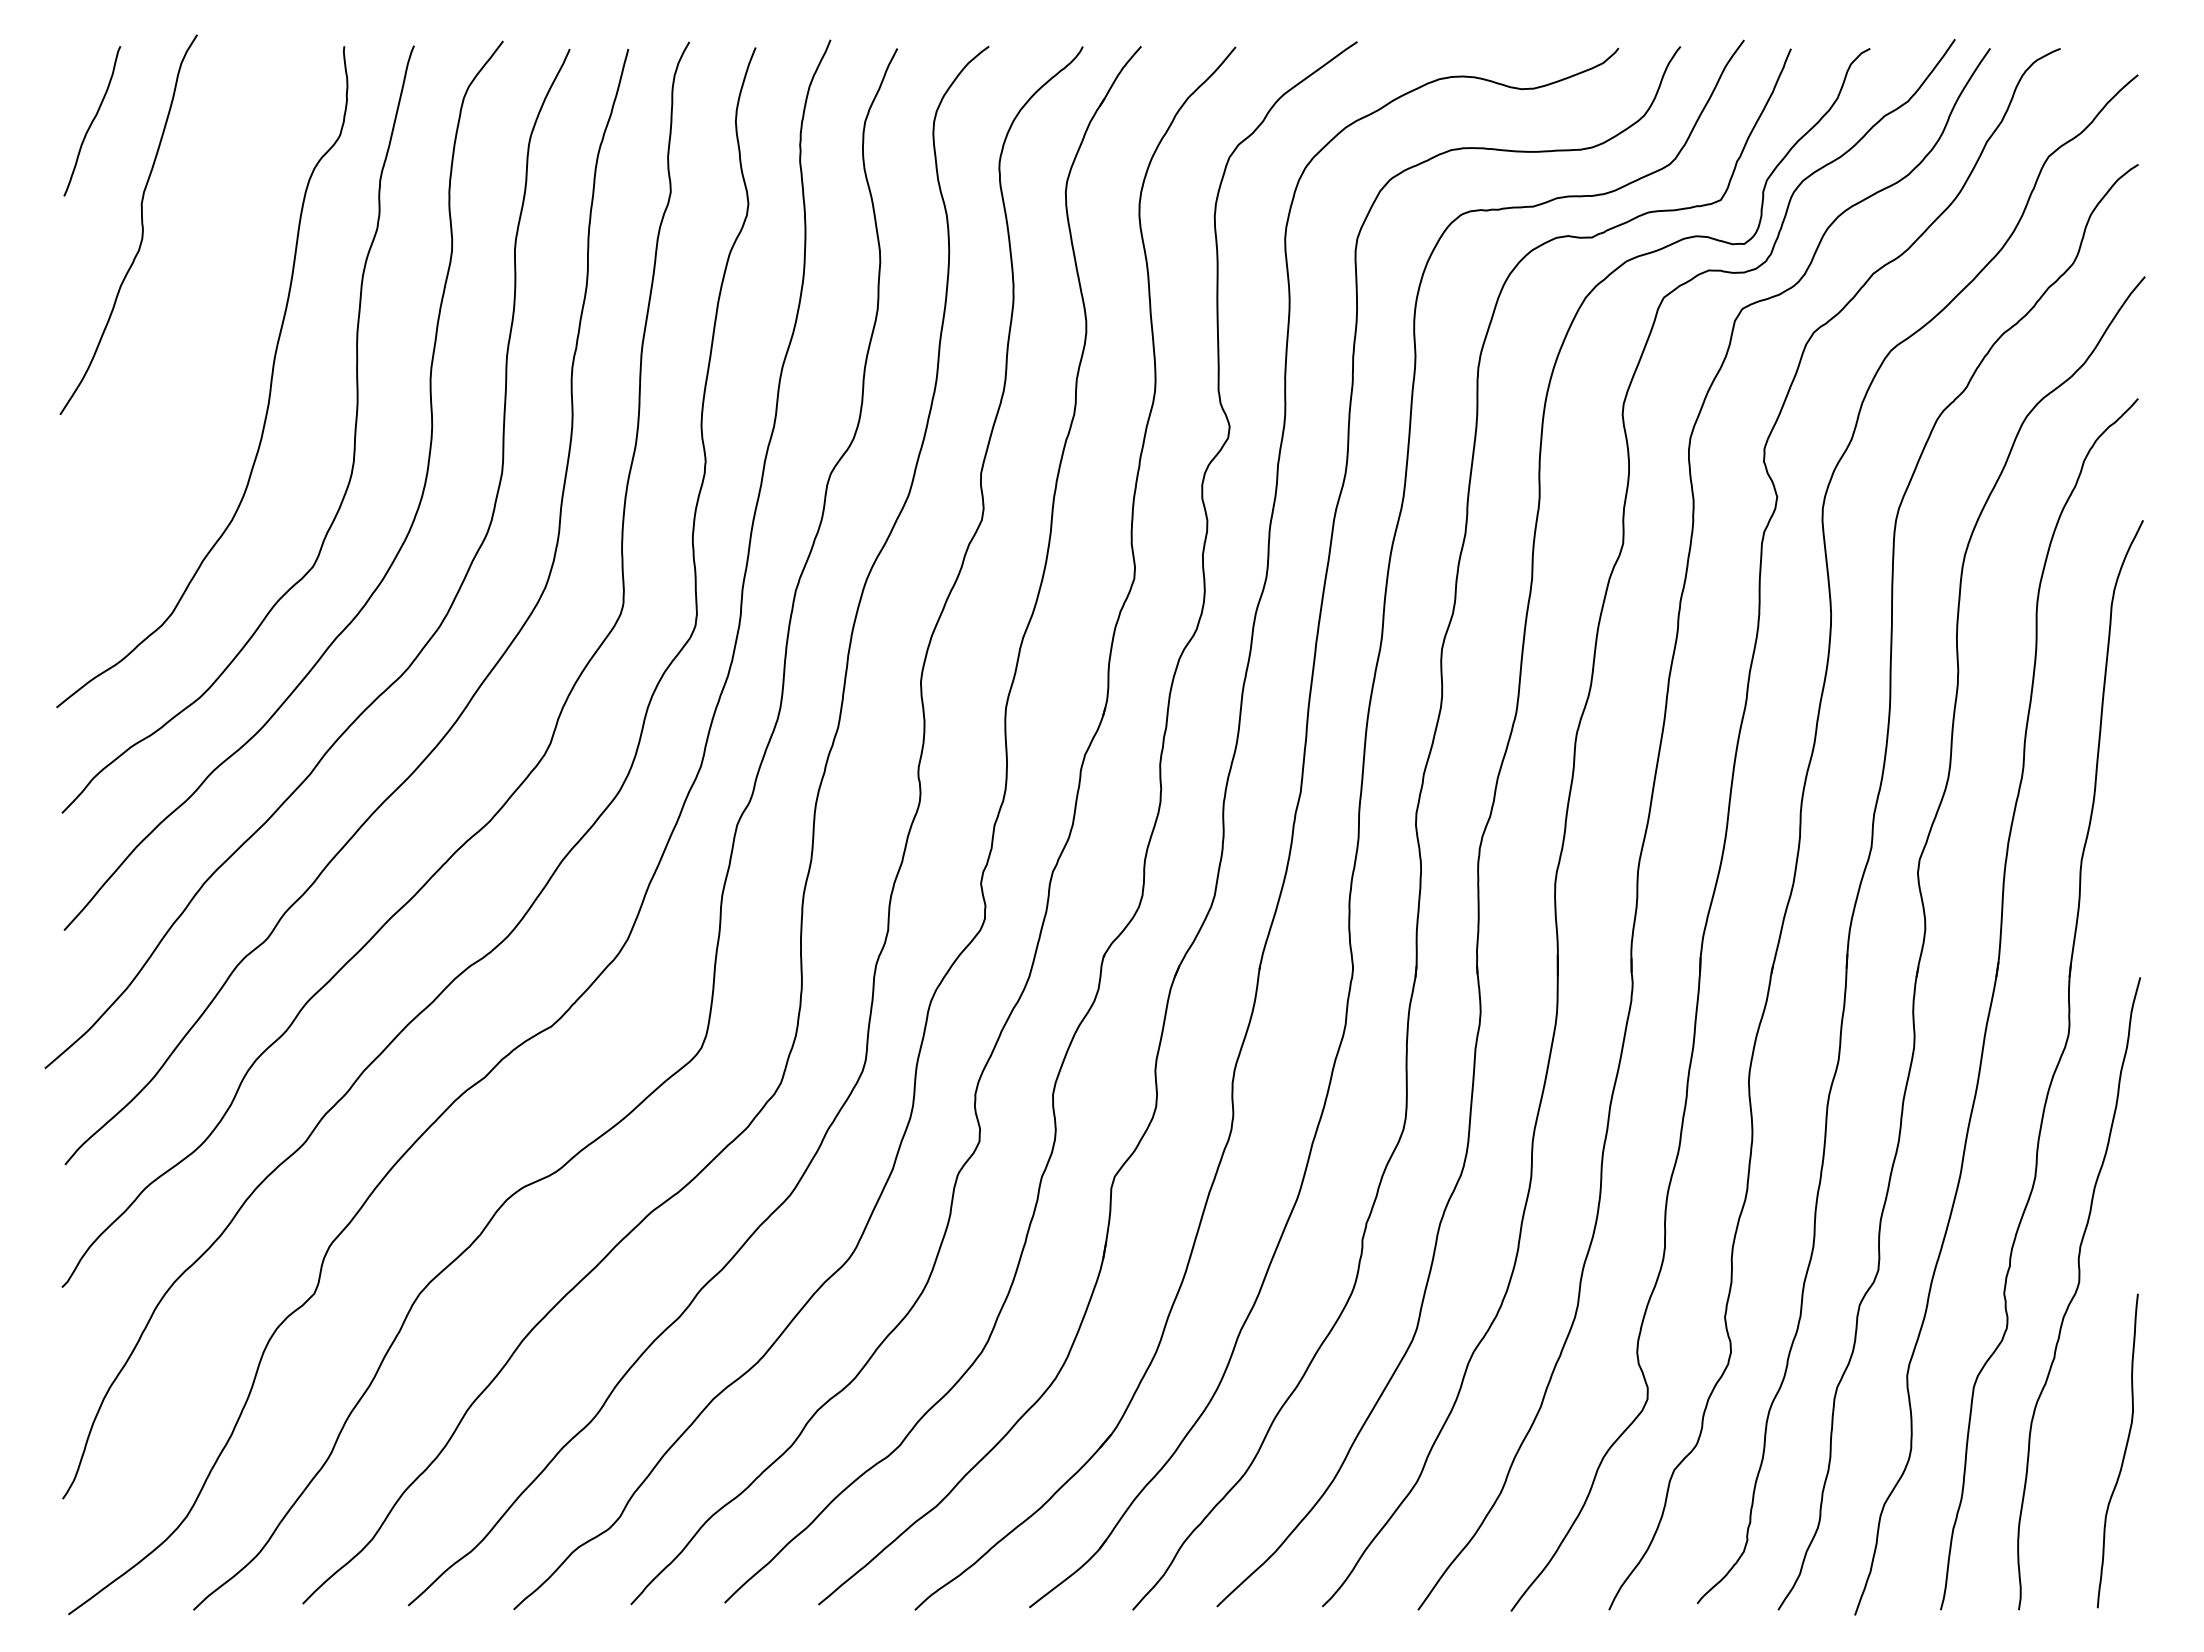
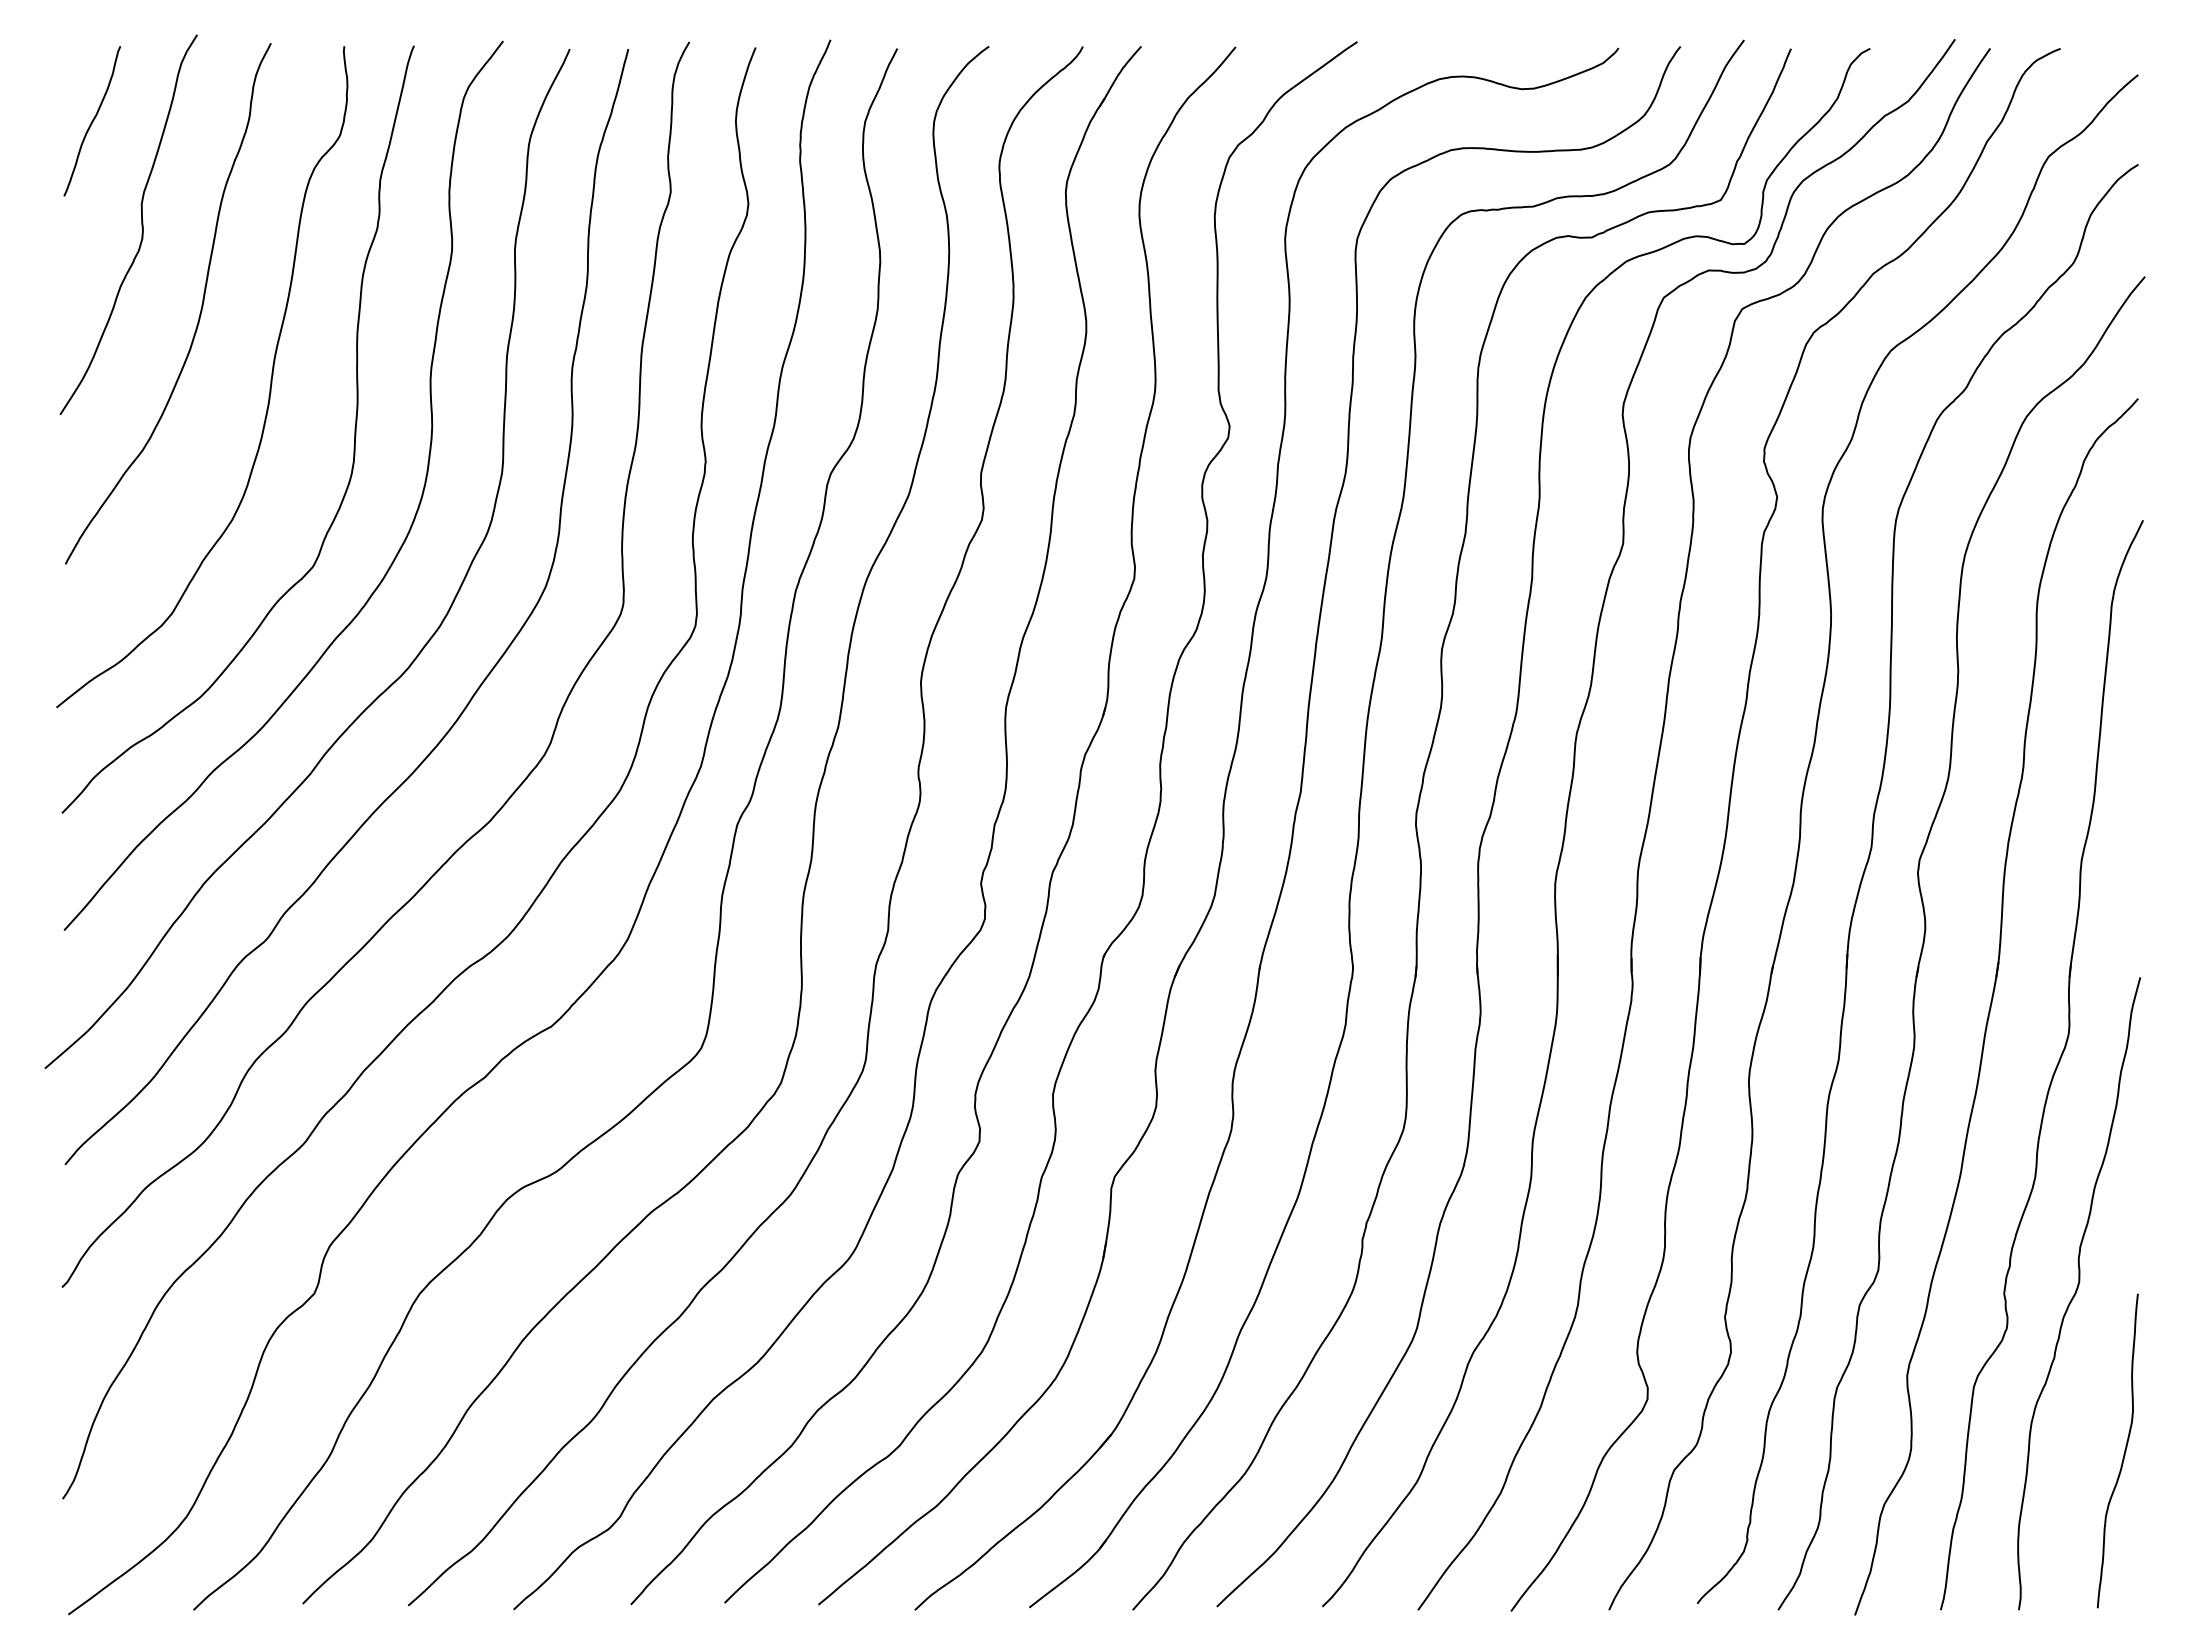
curve: none -> present (200, 309)
